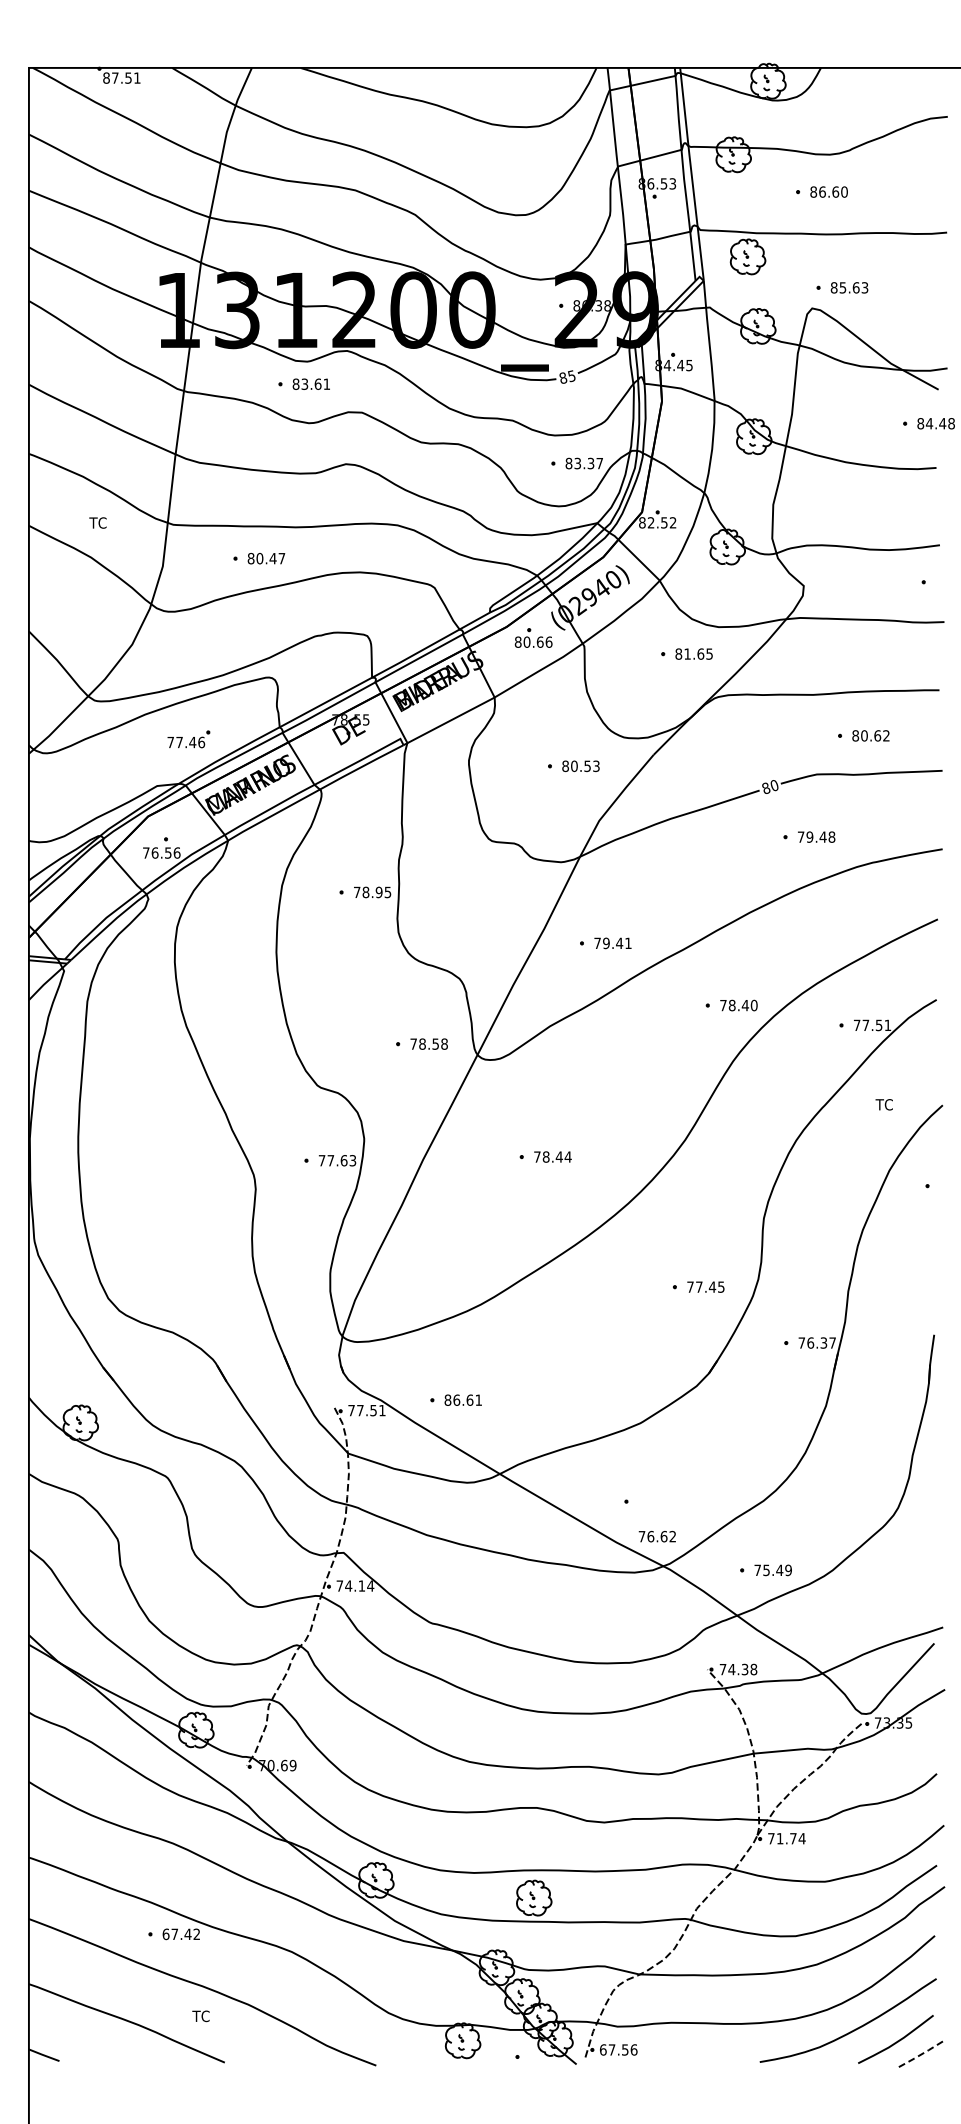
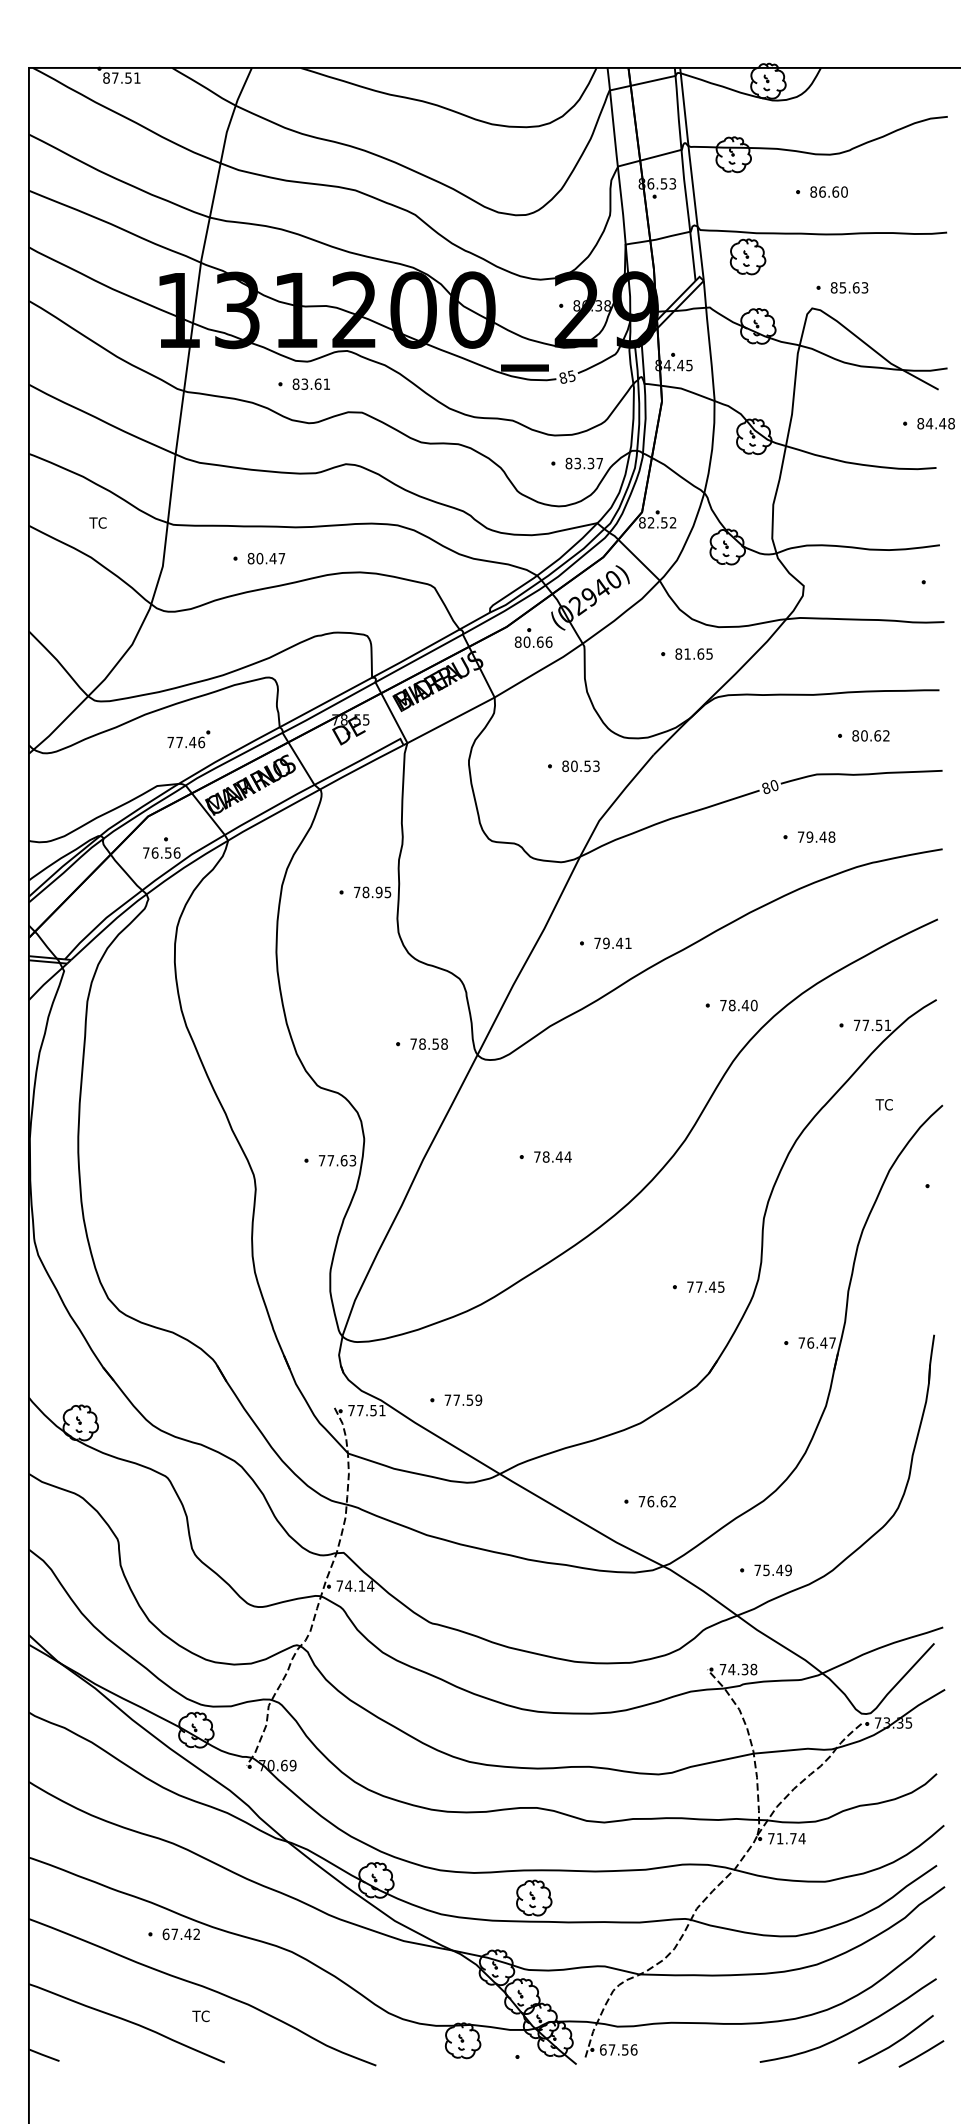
text: 76.37 -> 76.47 (823, 1342)
text: 86.61 -> 77.59 (463, 1399)
text position: (656, 1536) -> (656, 1501) (656, 1501)
line: dashed -> solid (922, 2054)
